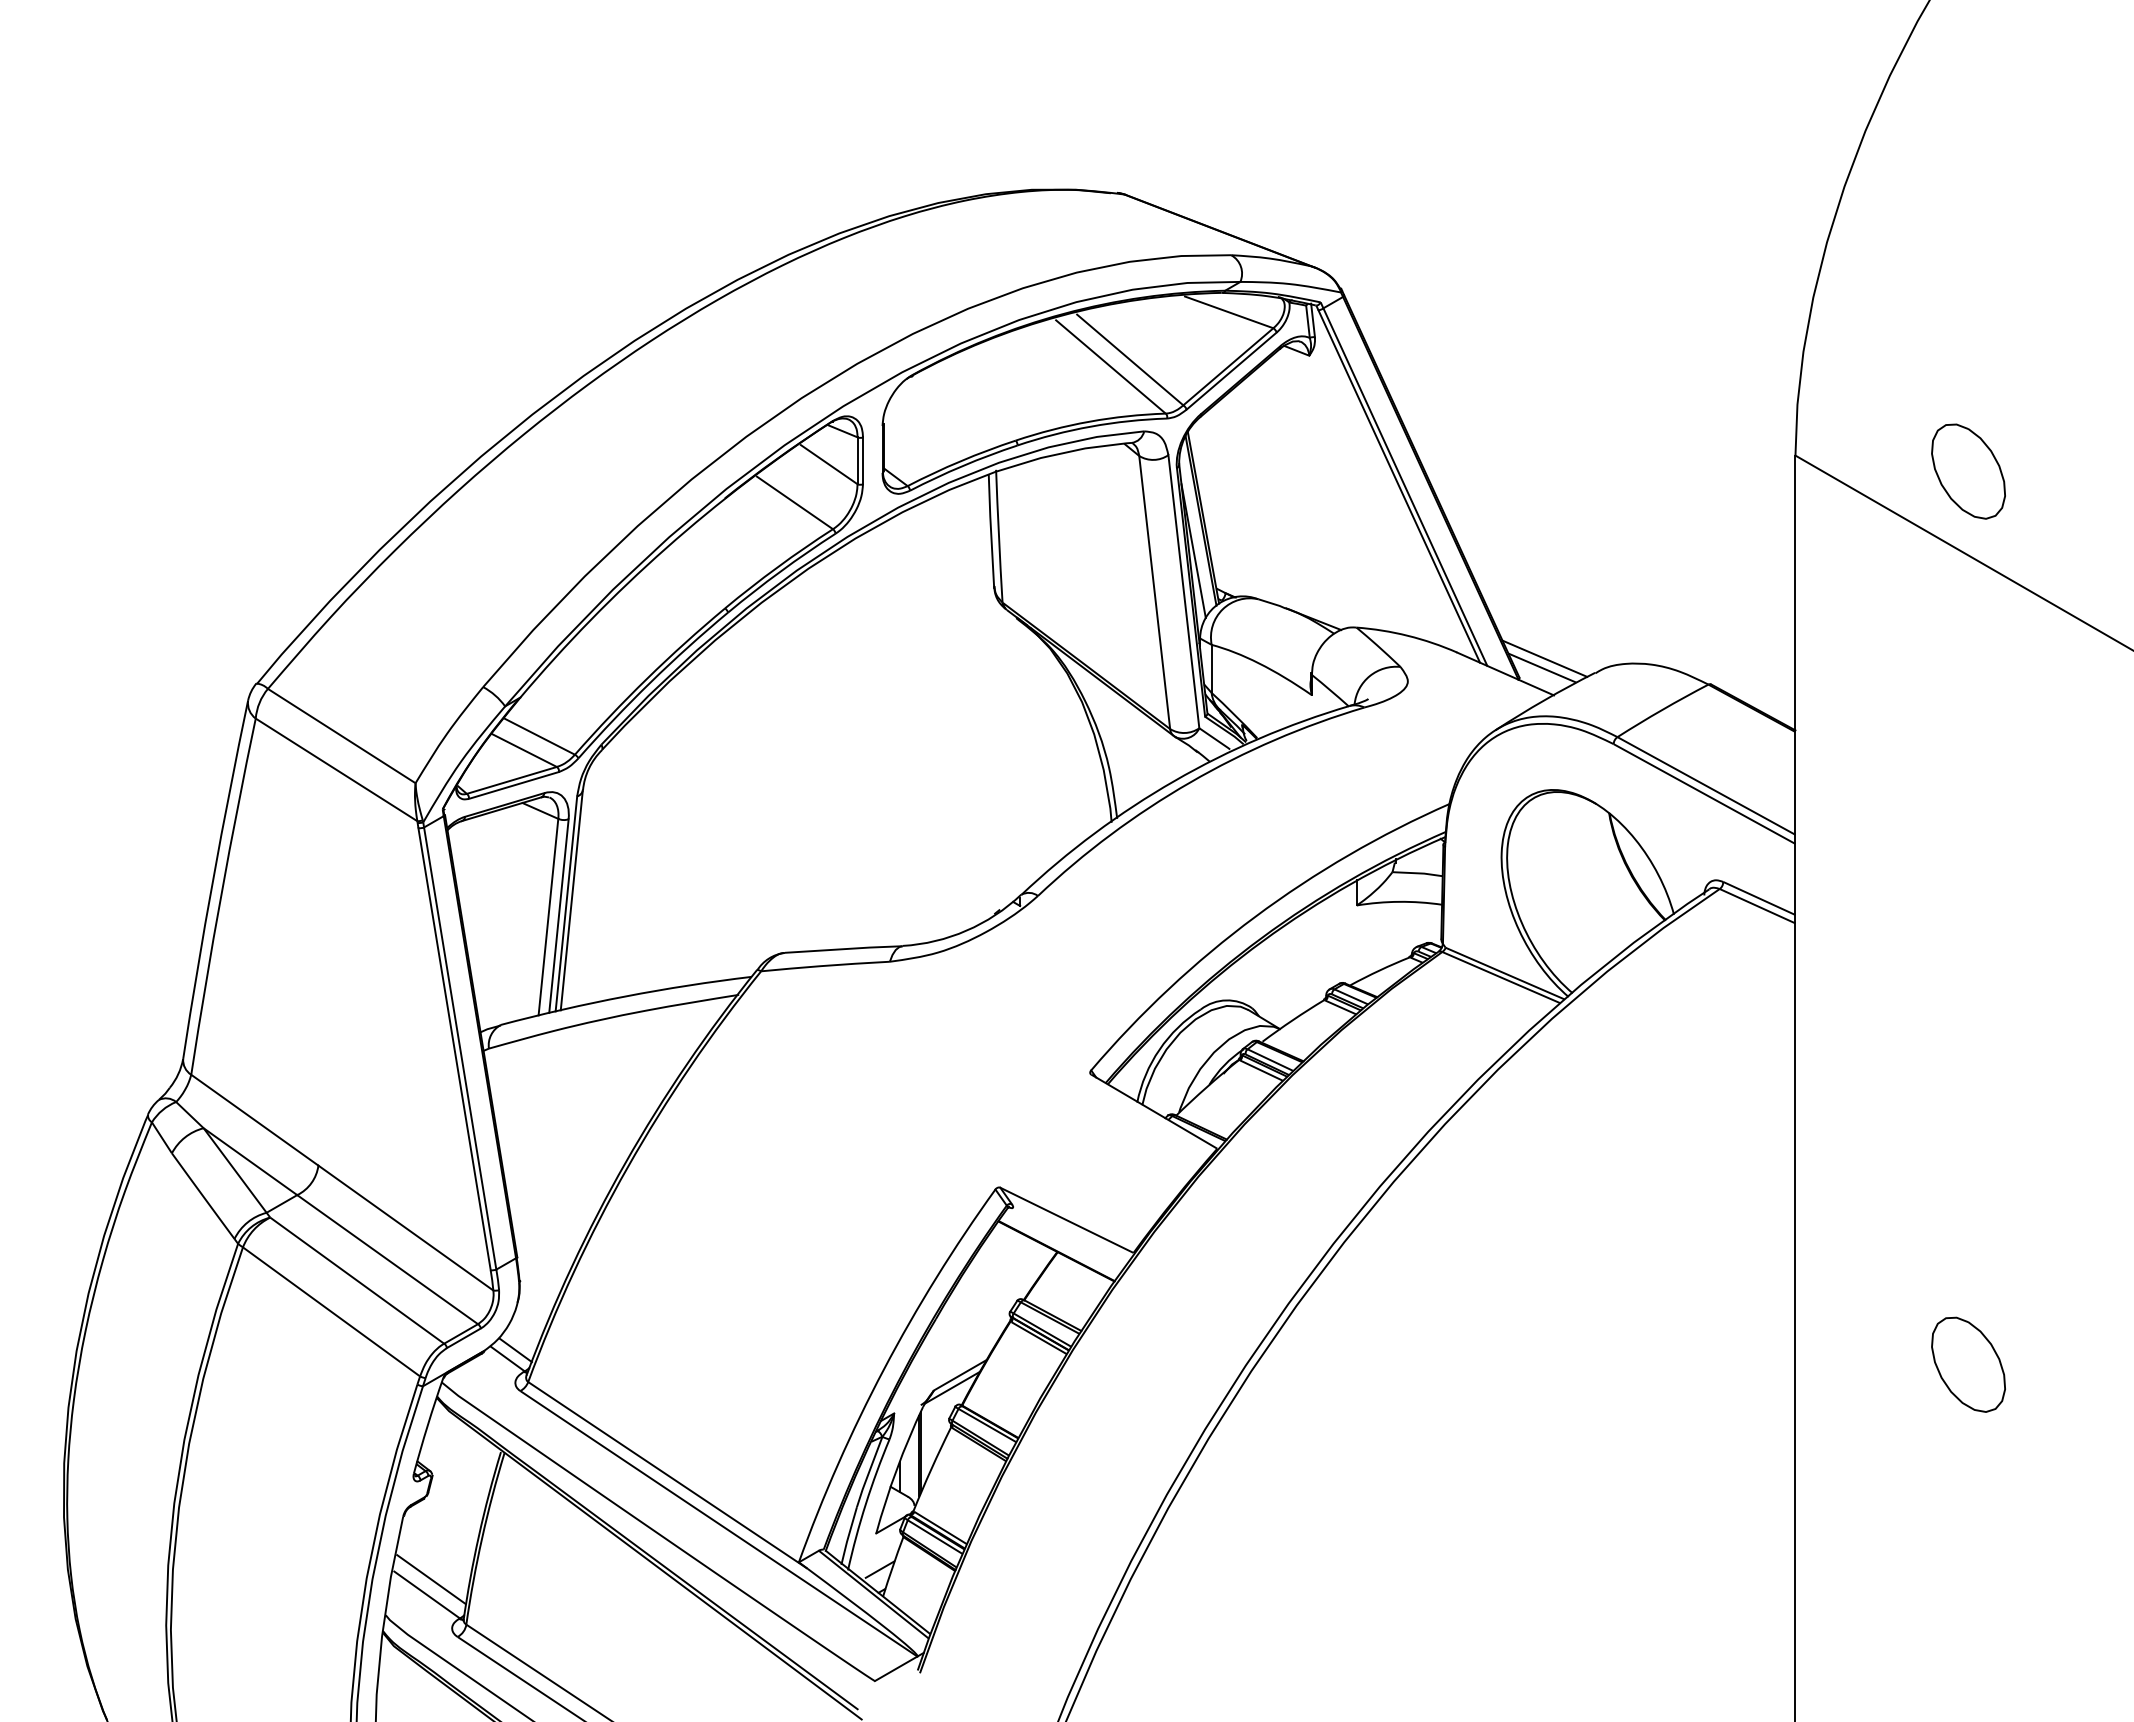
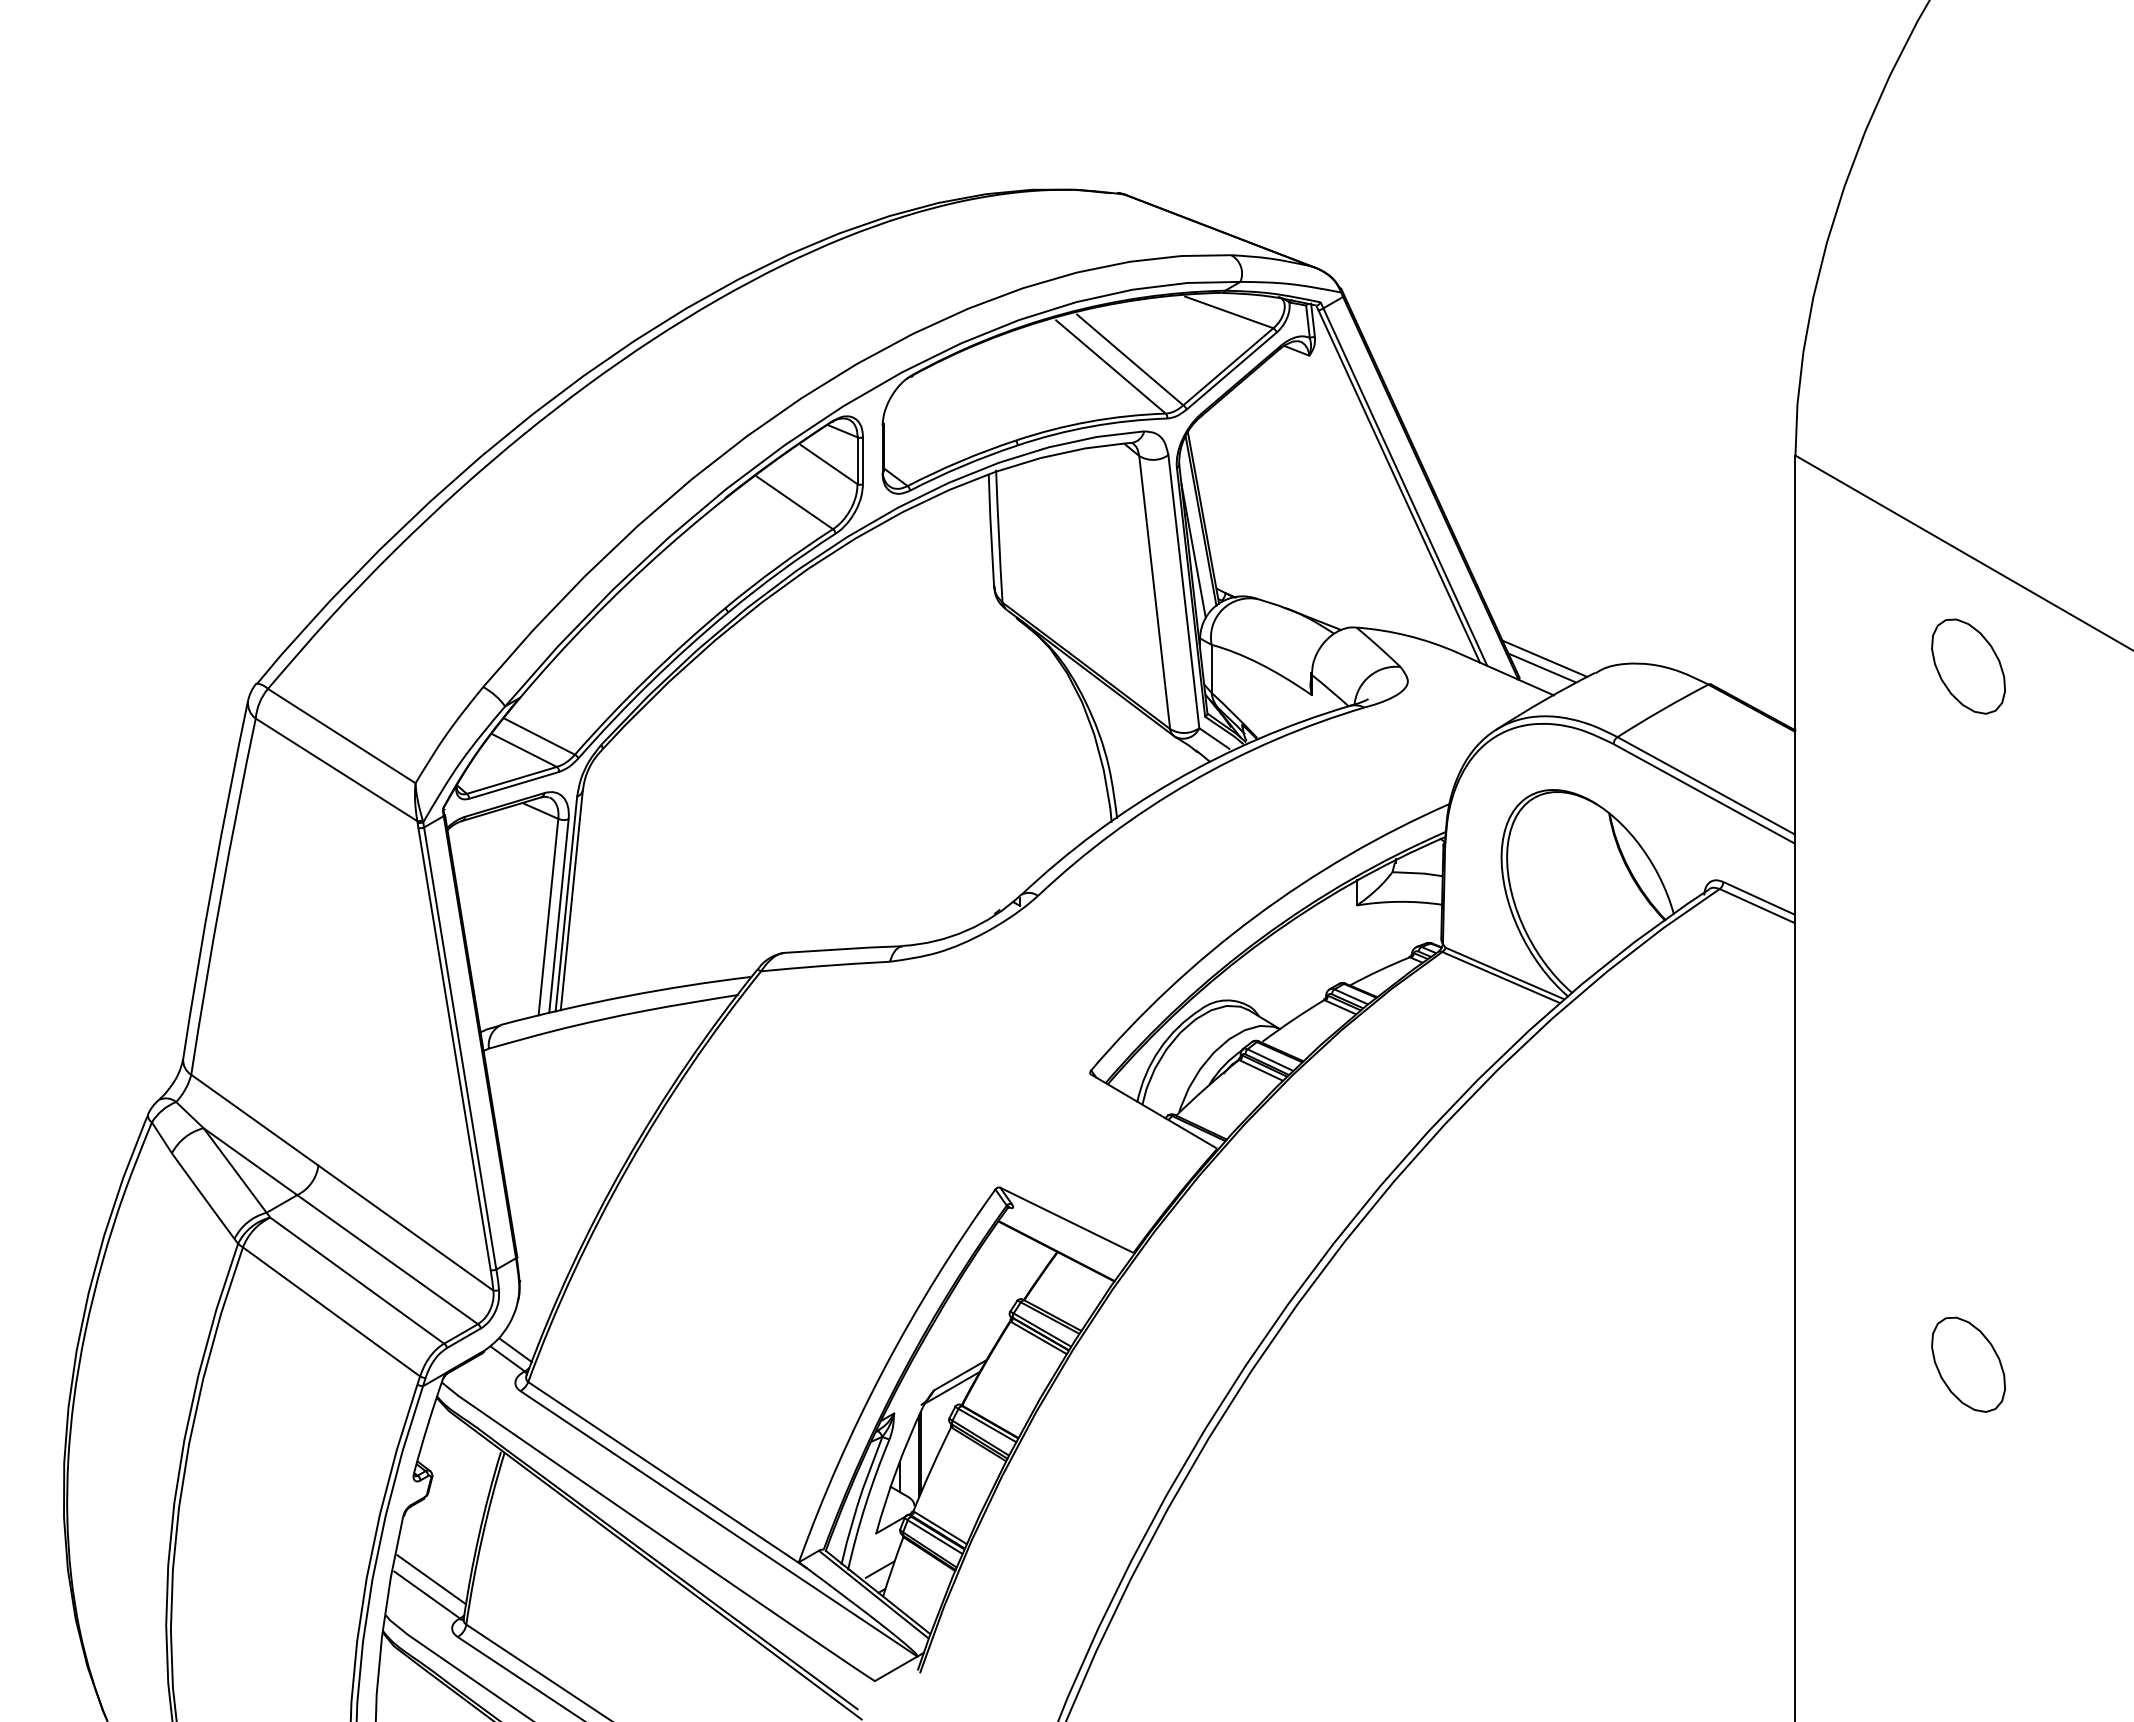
part position: (1968, 471) -> (1968, 666) (1968, 666)
